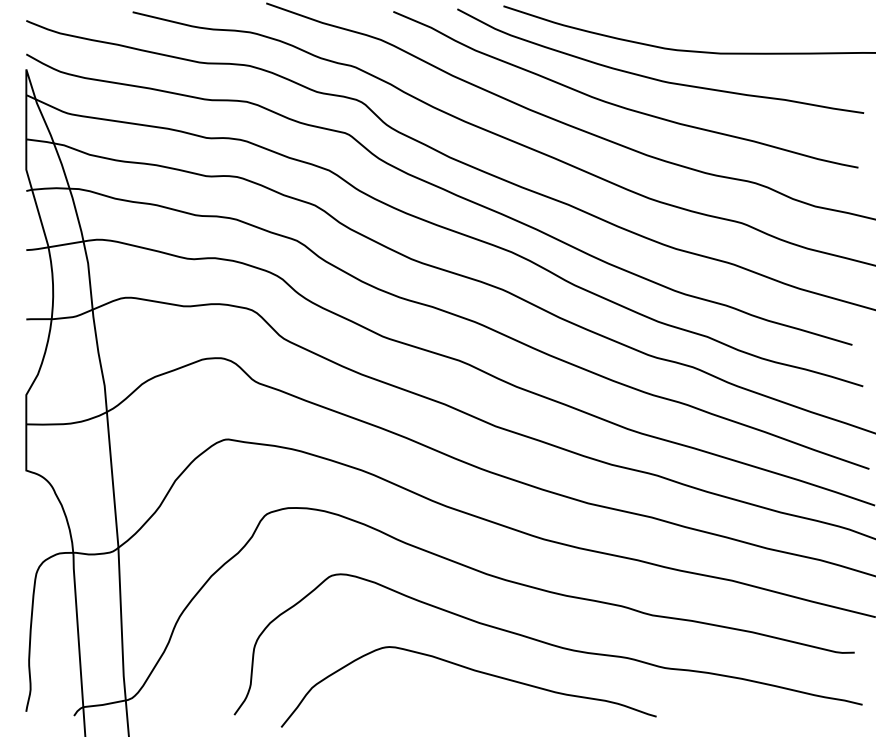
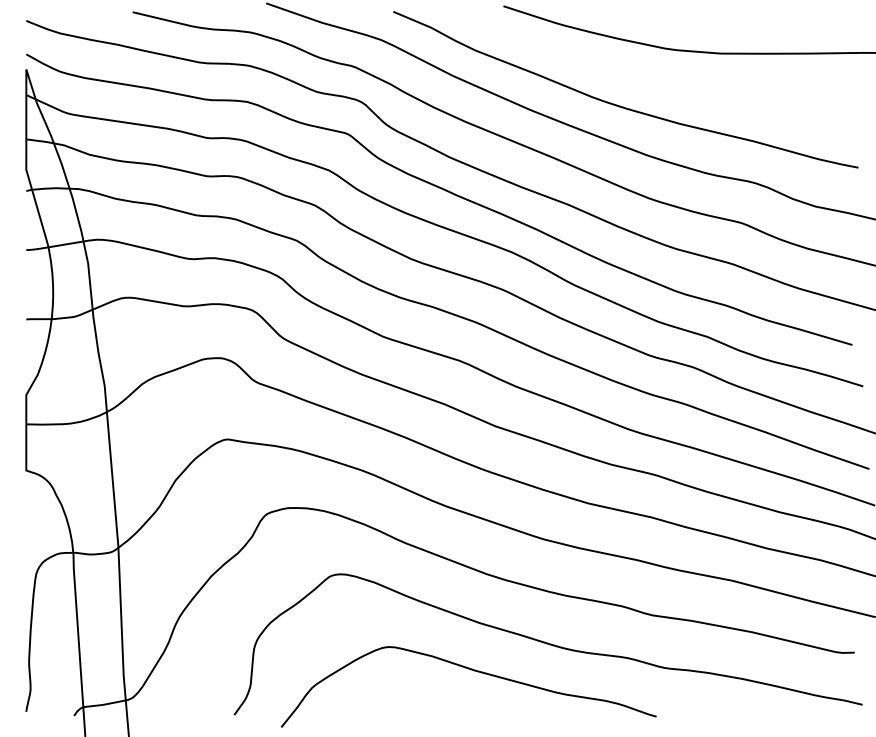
curve: present -> none (656, 78)
